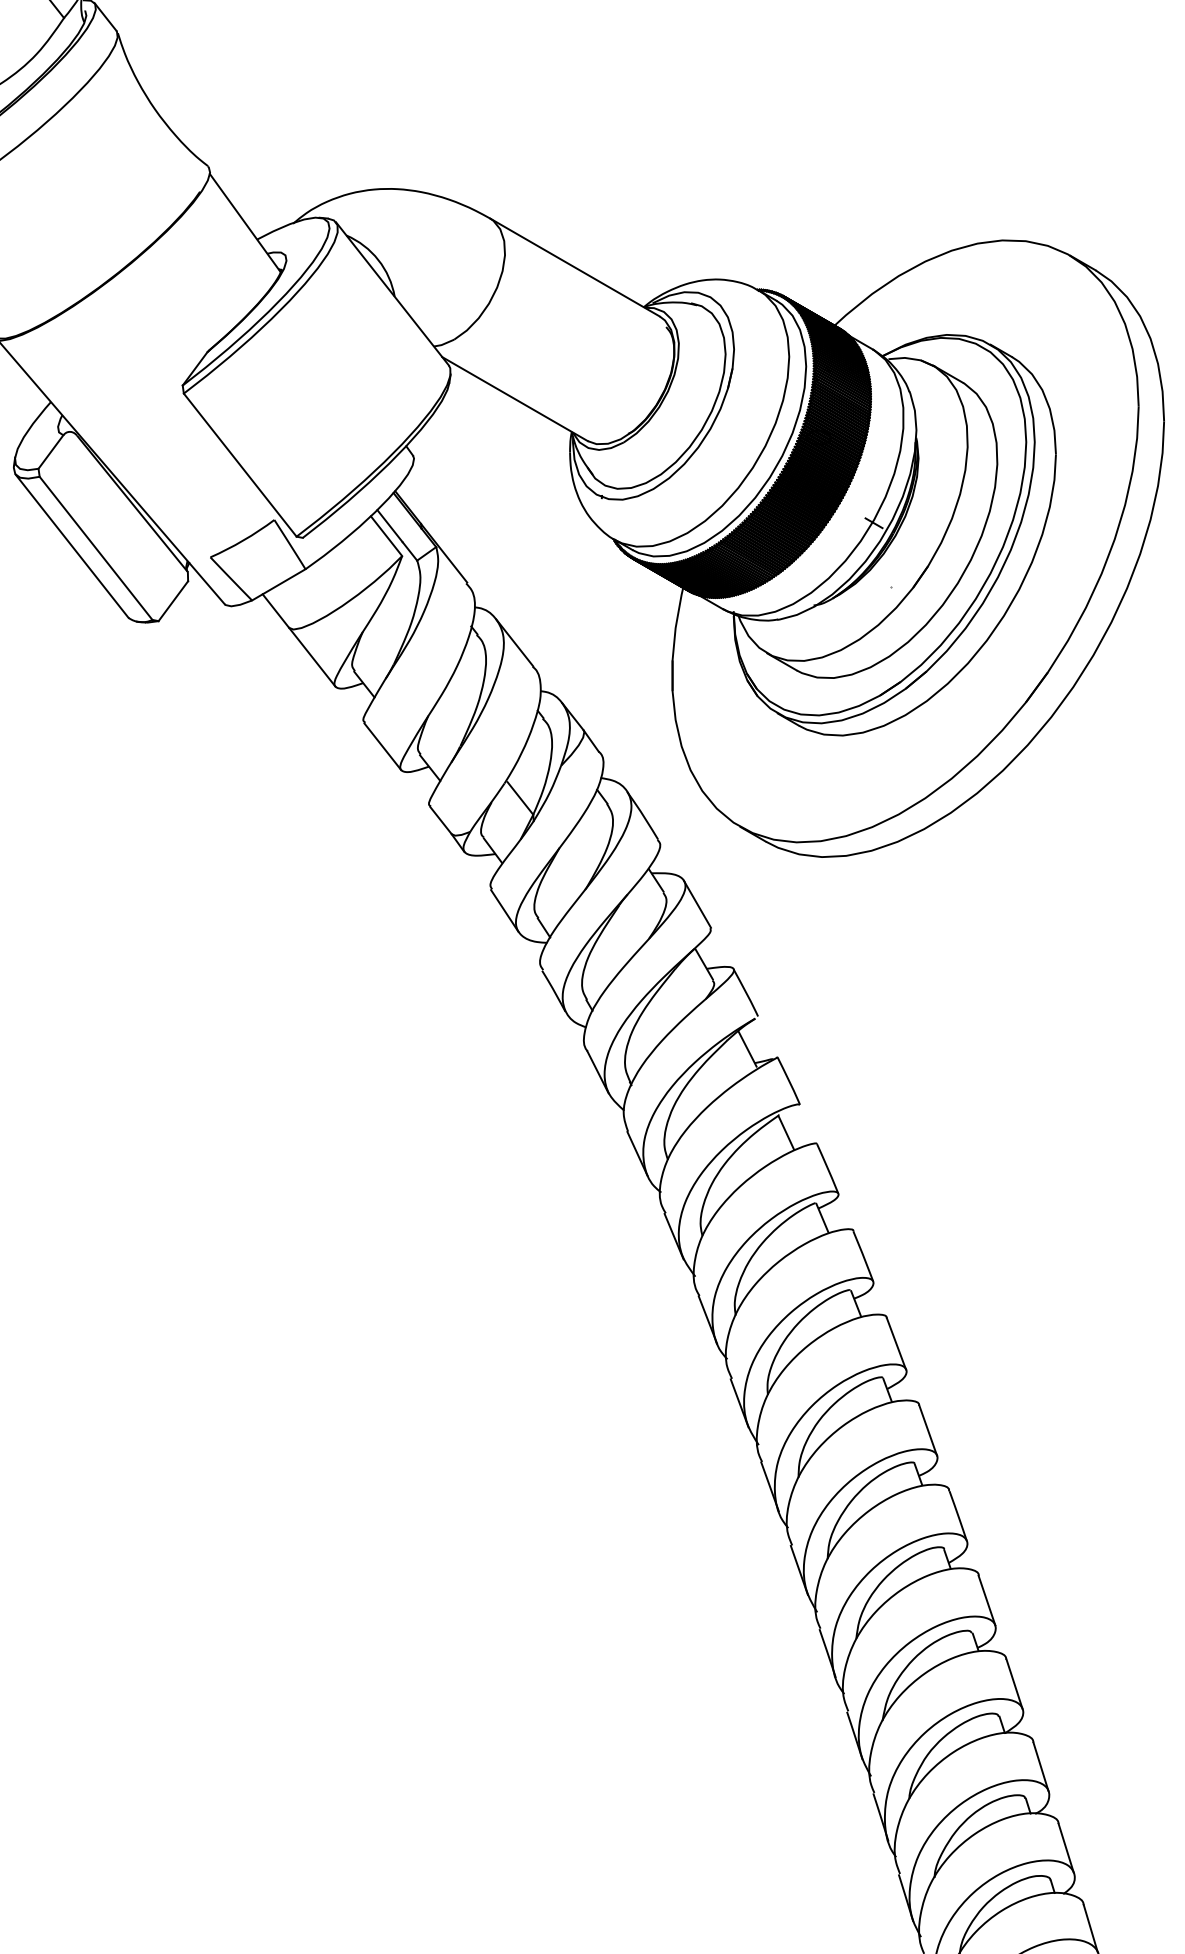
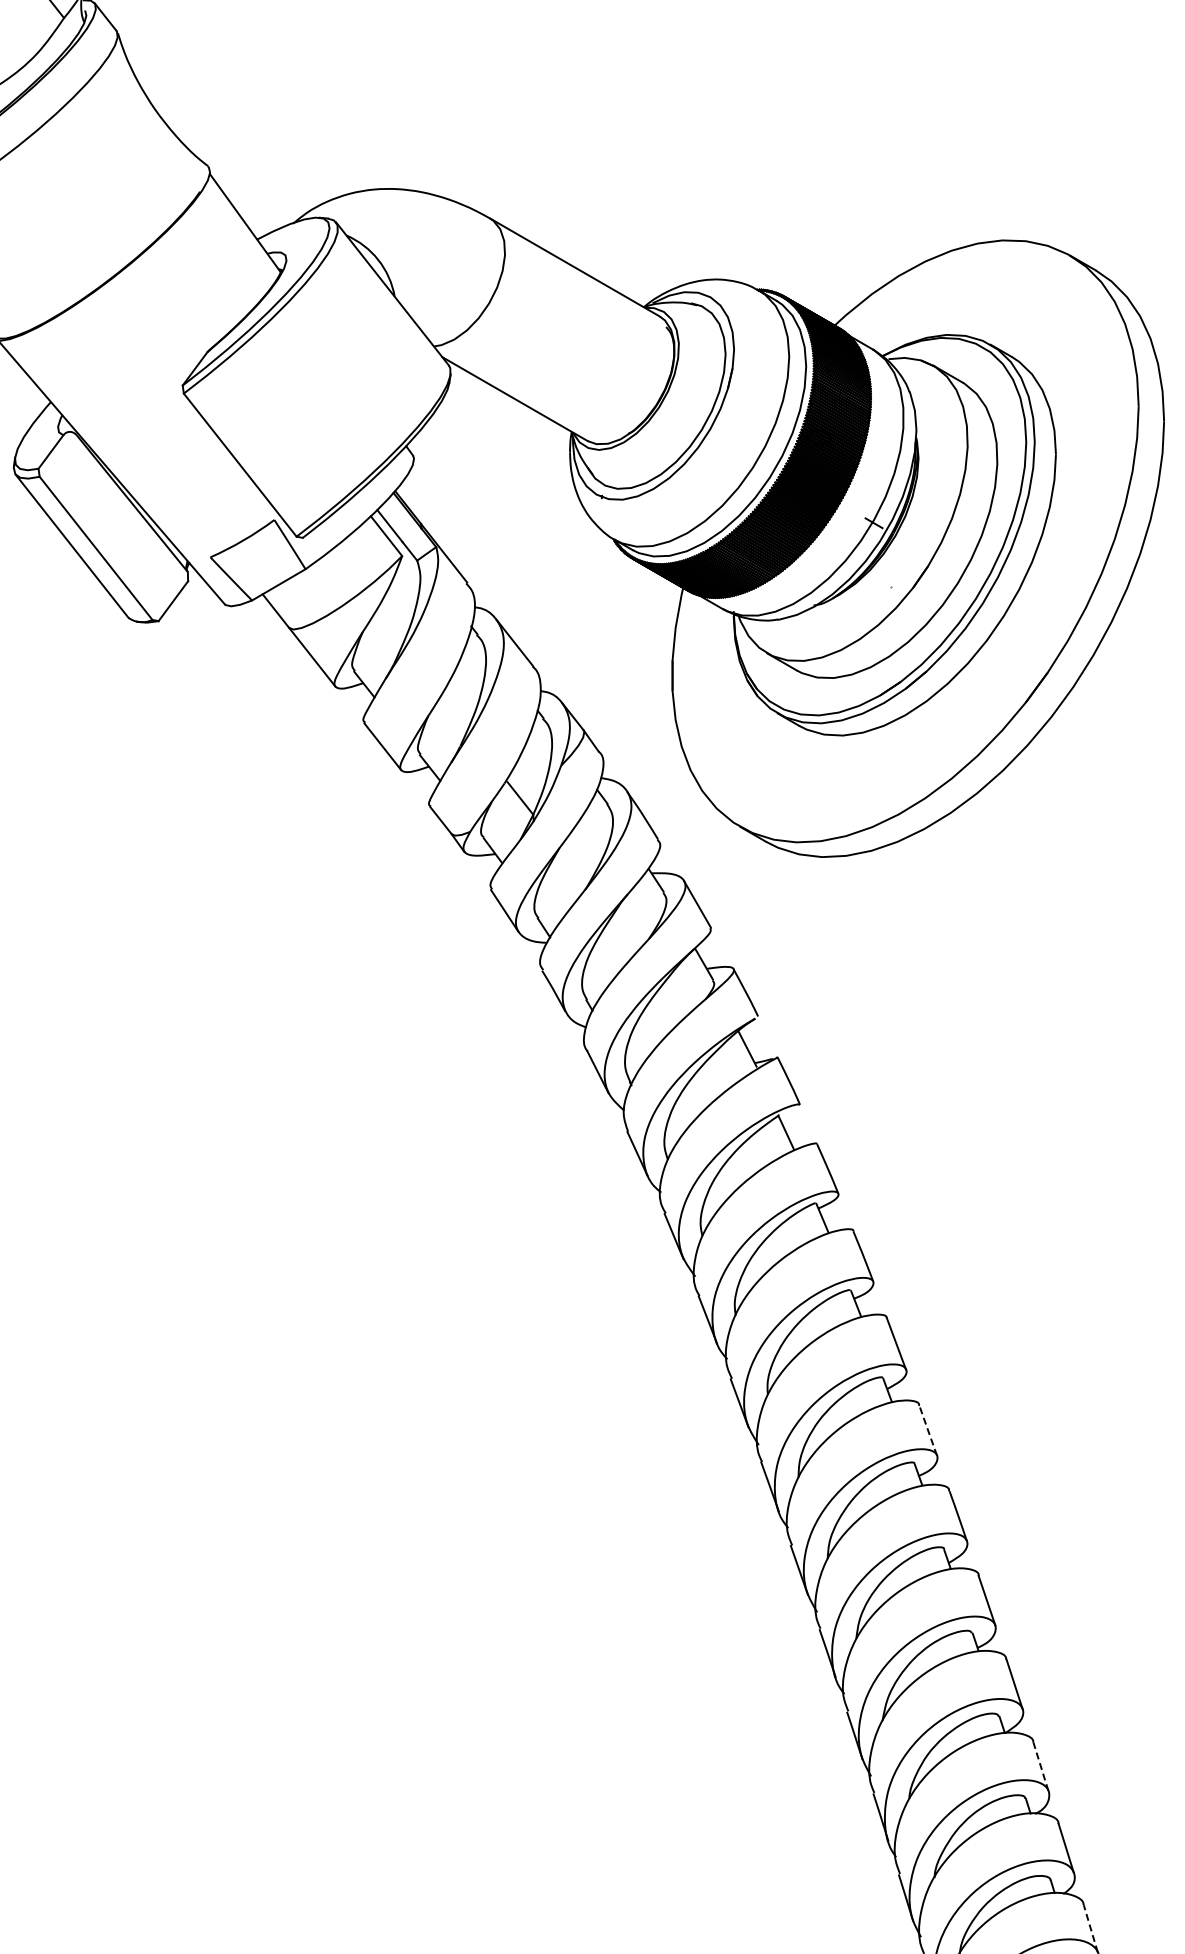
line: solid -> dashed (928, 1430)
line: solid -> dashed (1040, 1766)
line: solid -> dashed (1090, 1928)
